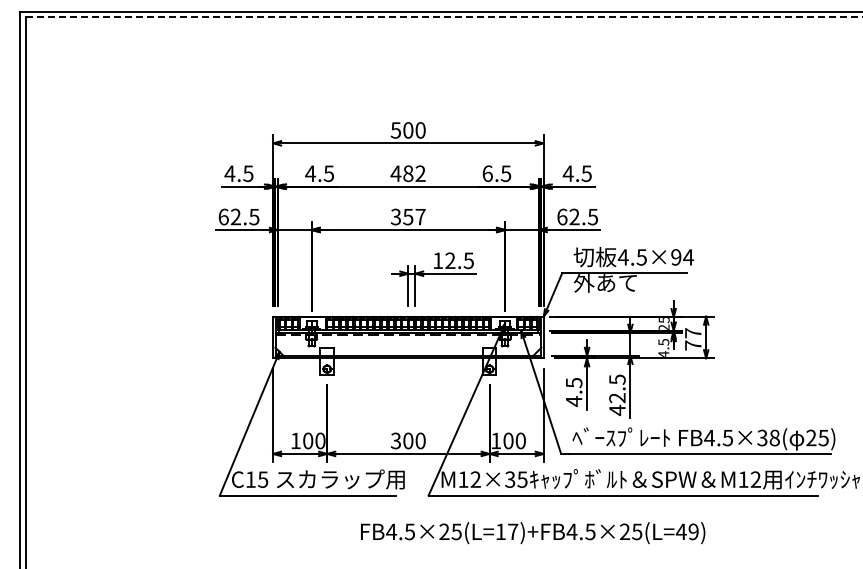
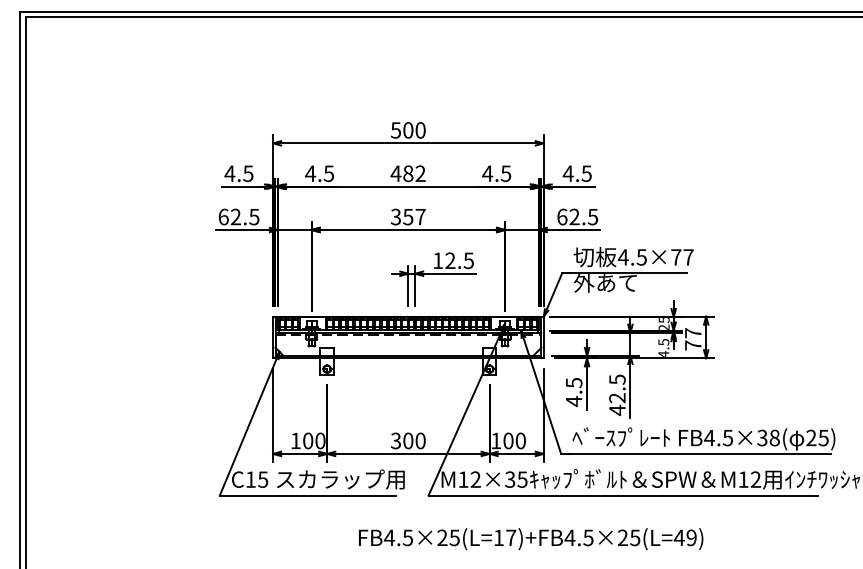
line: dashed -> solid (444, 16)
text: 6.5 -> 4.5 (487, 173)
text: 4.5×94 -> 4.5×77 (682, 257)
text position: (533, 533) -> (531, 539) (531, 539)
